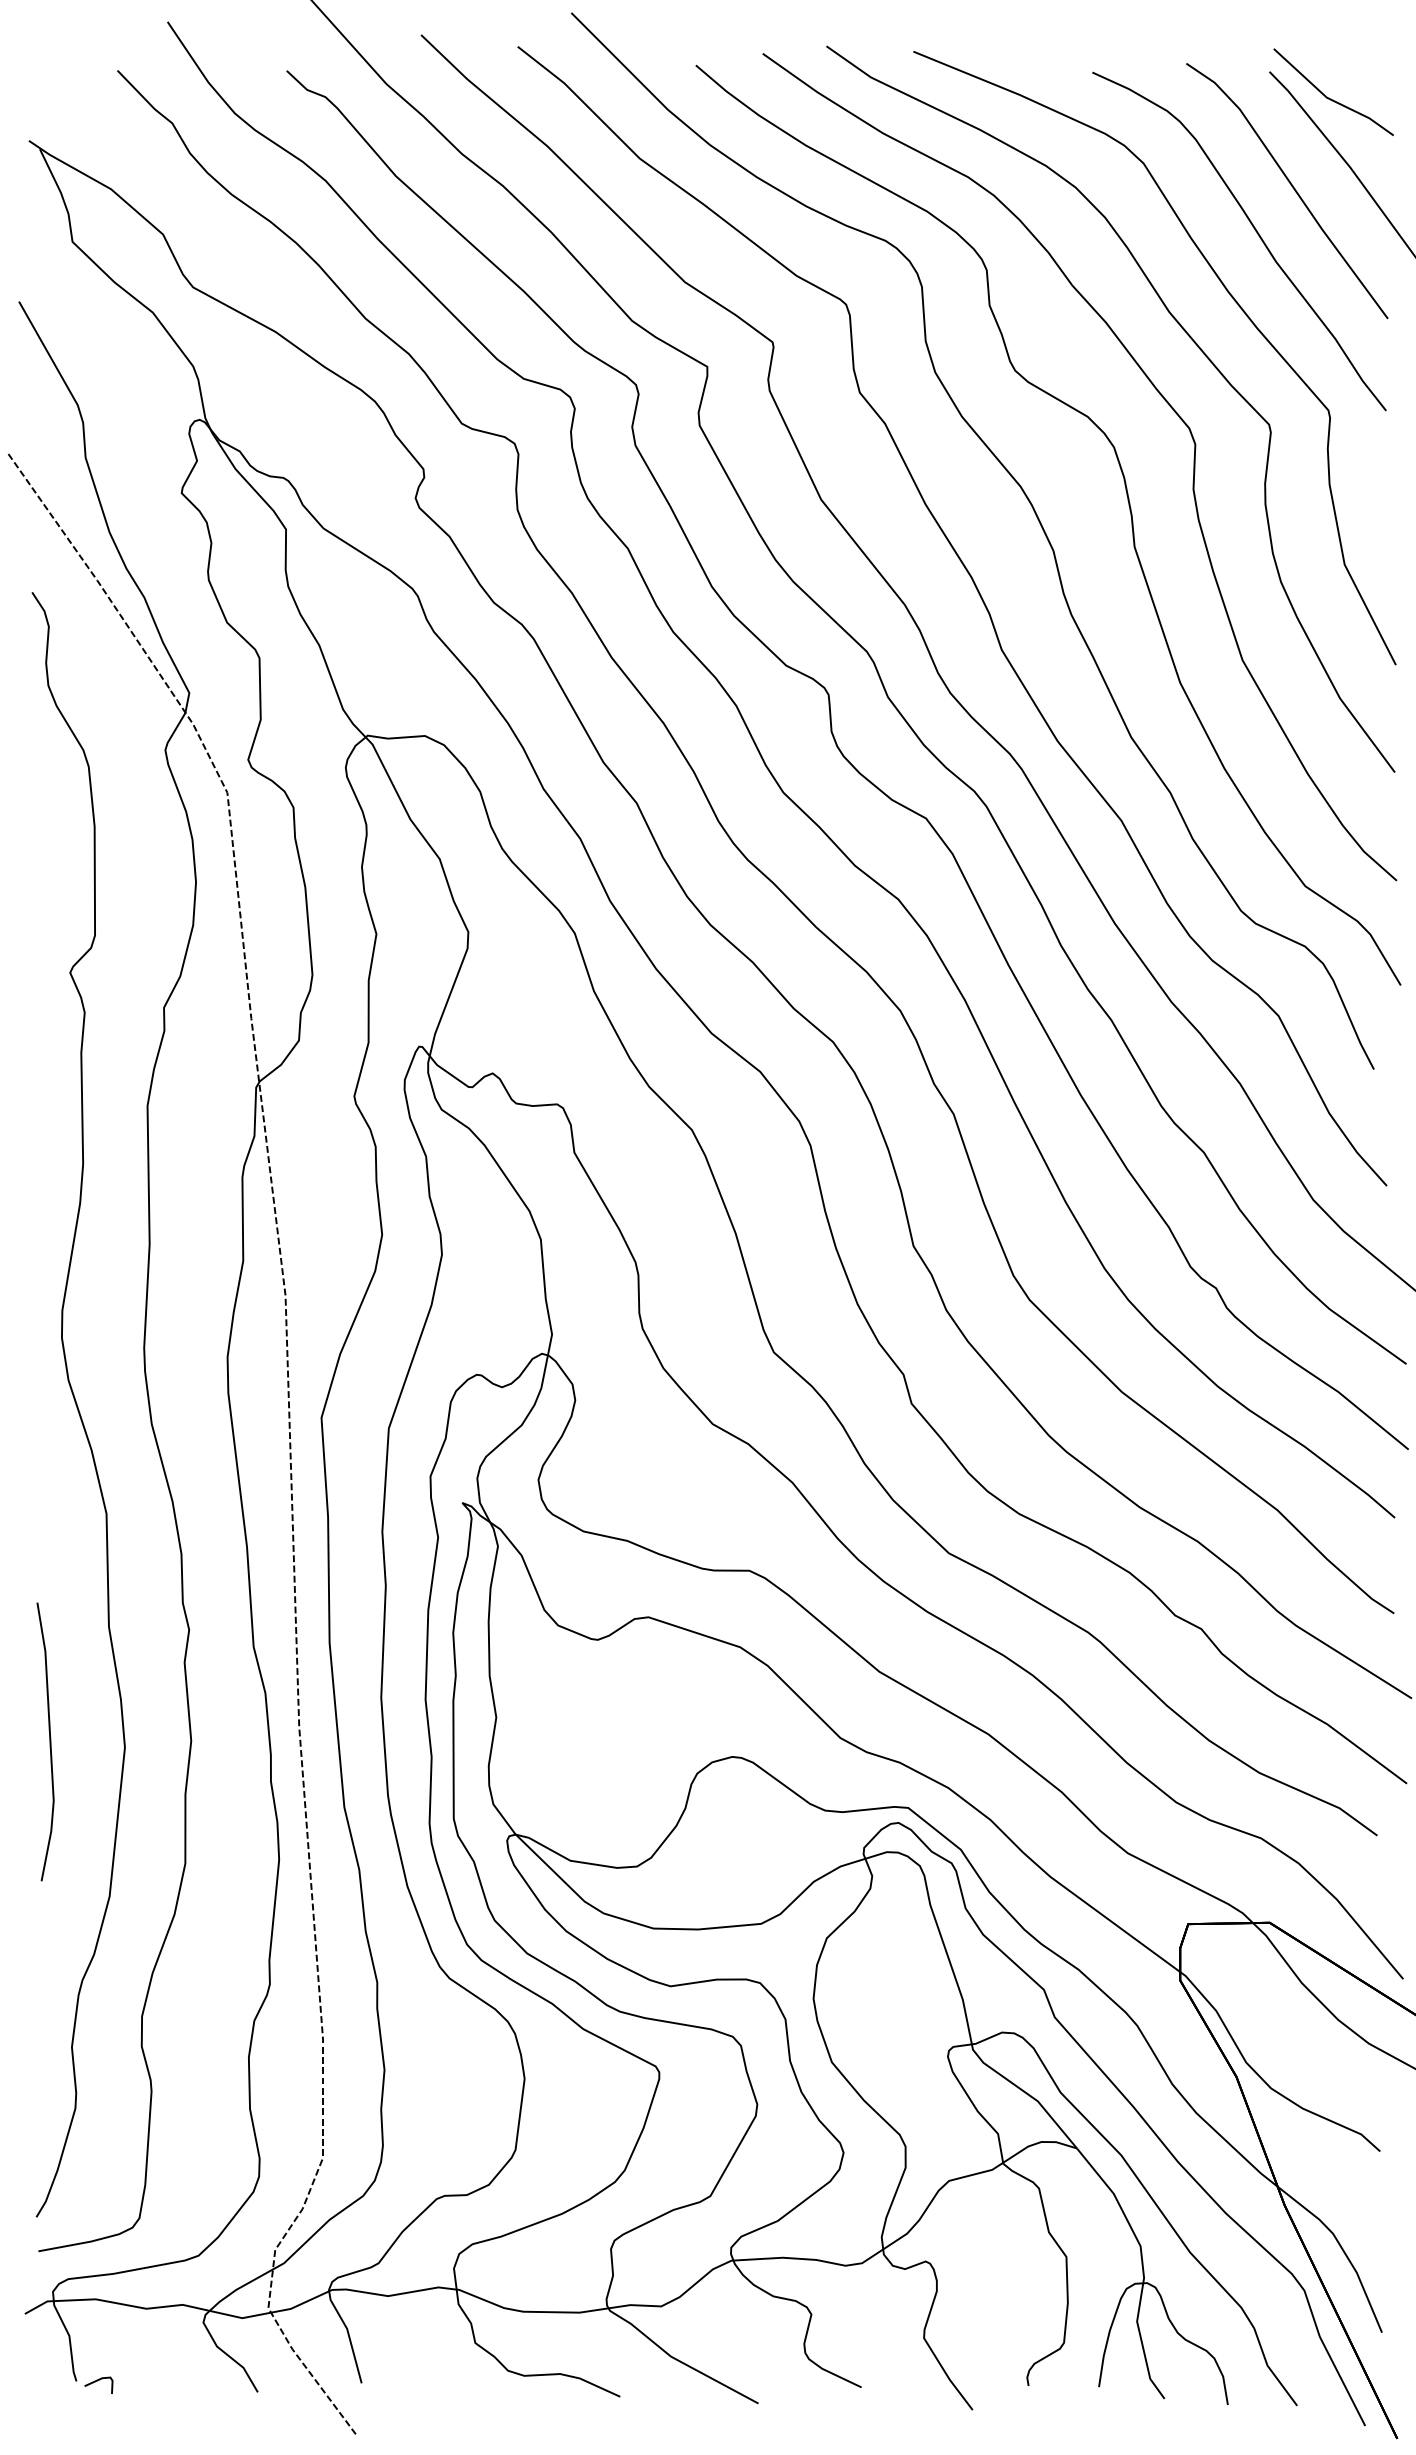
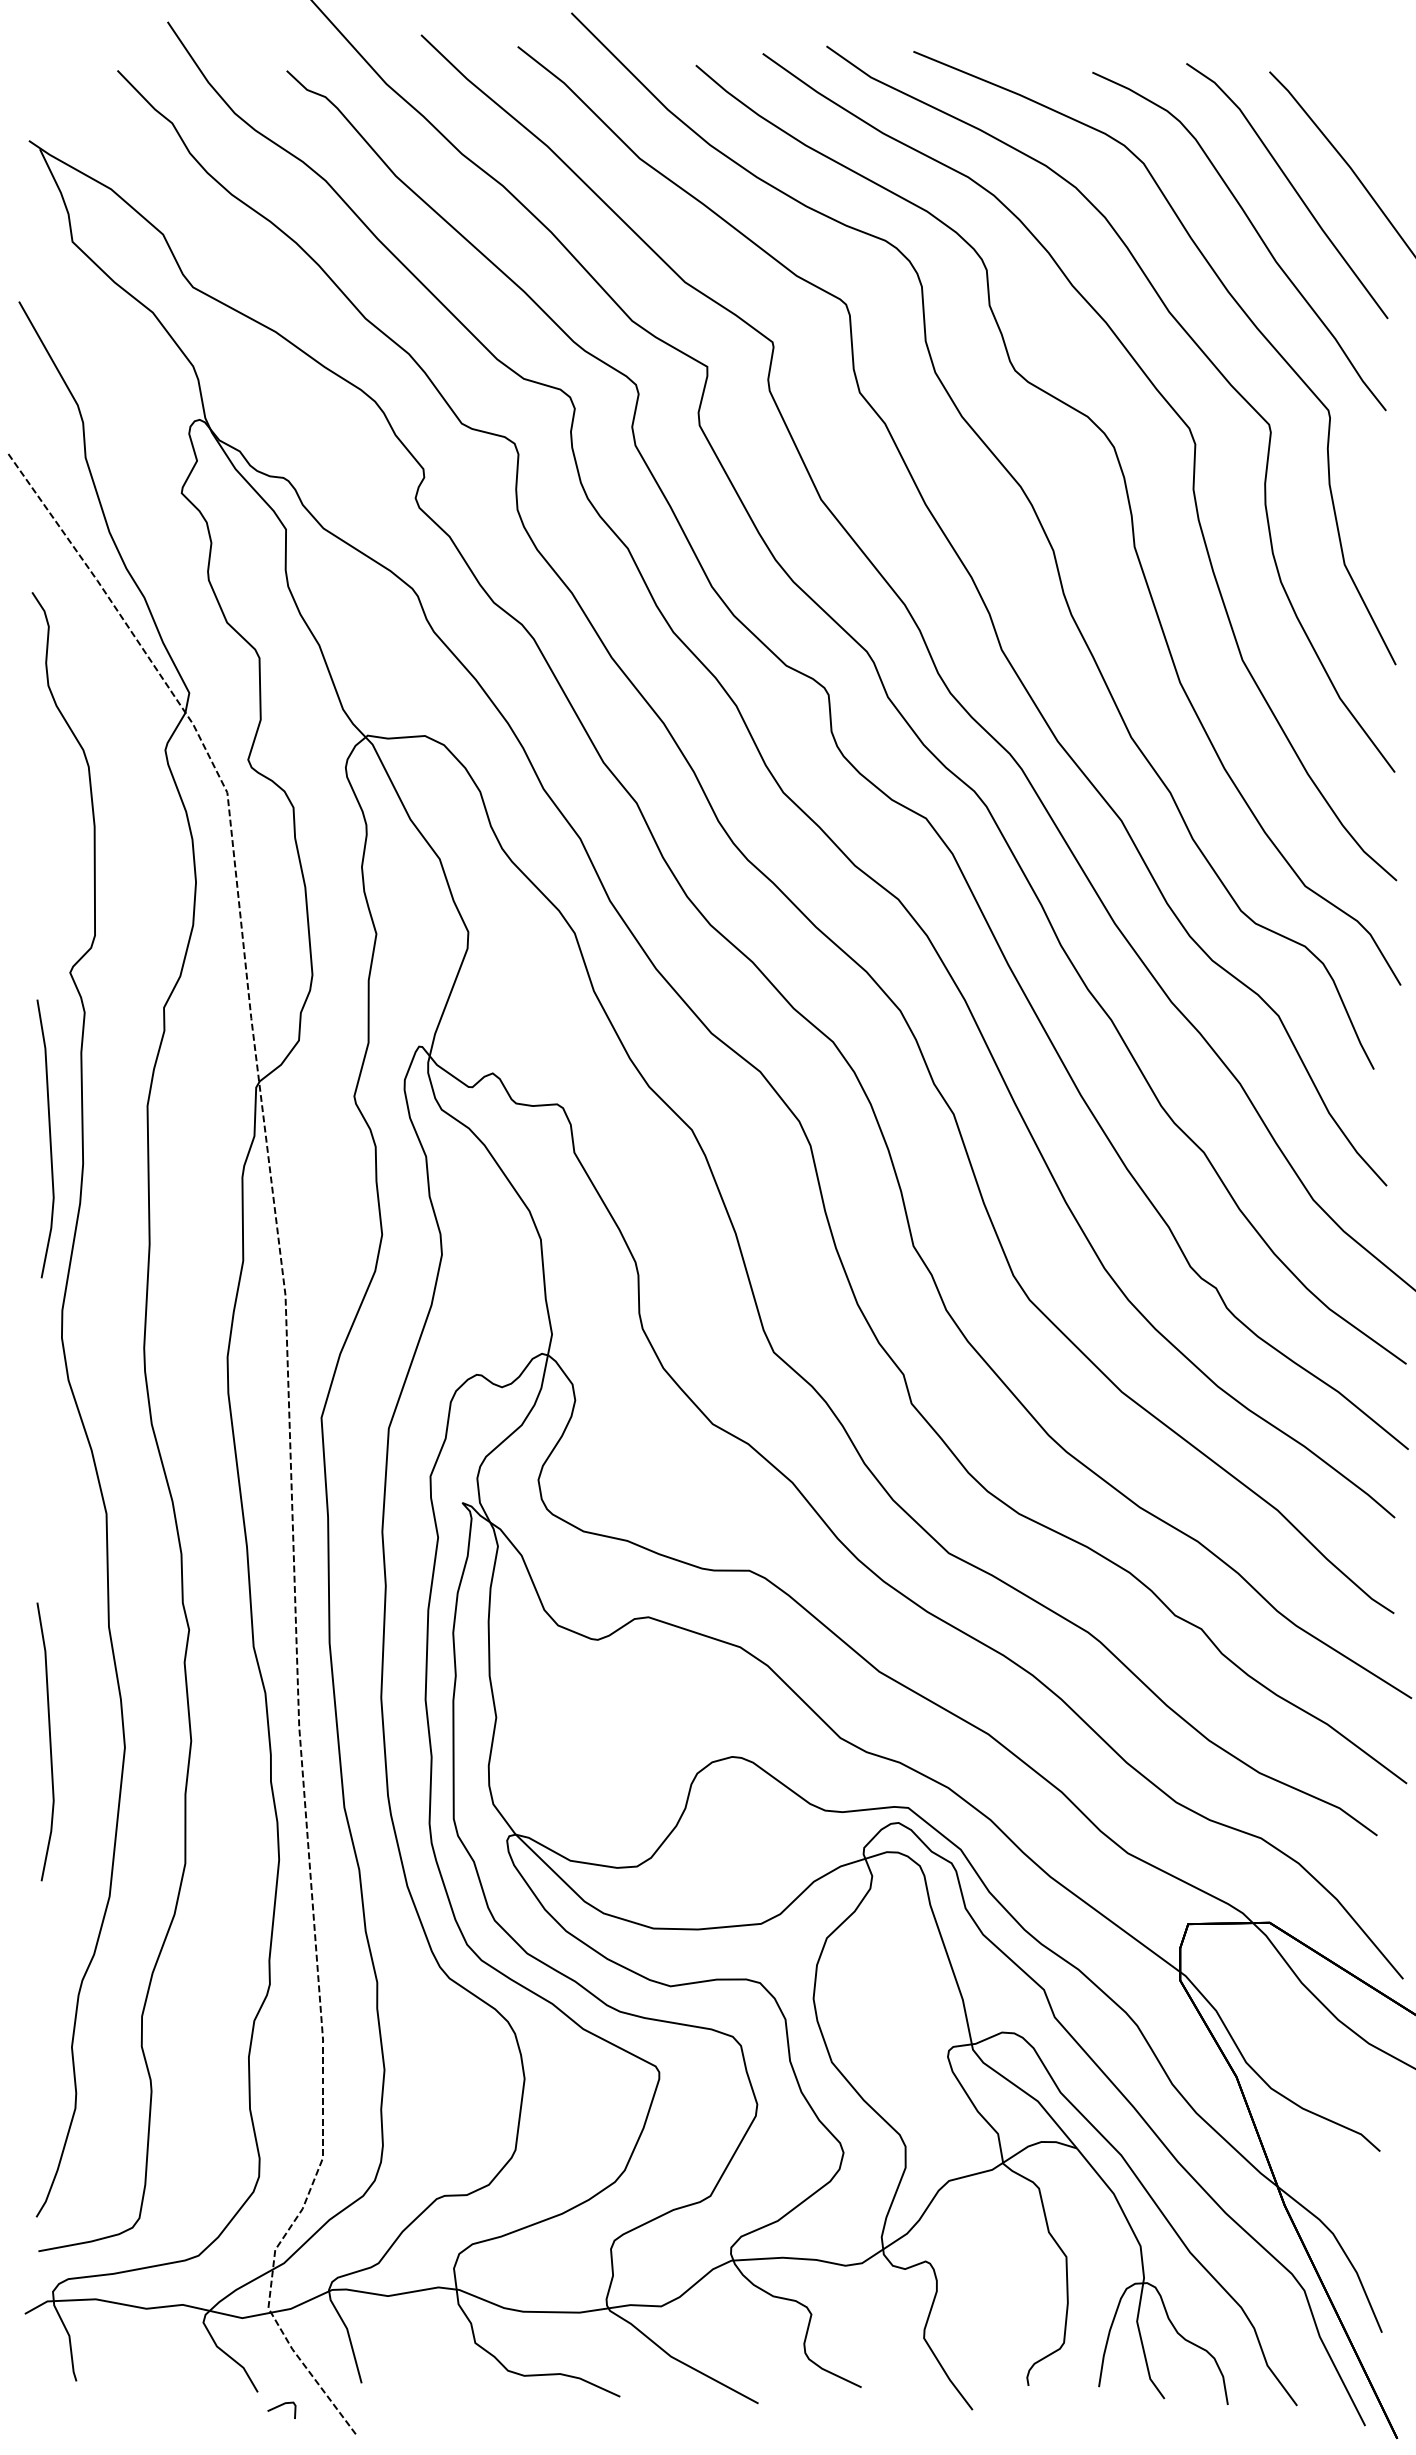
line: present -> none (1329, 97)
line: none -> present (49, 1138)
line position: (97, 2381) -> (280, 2406) (280, 2406)
